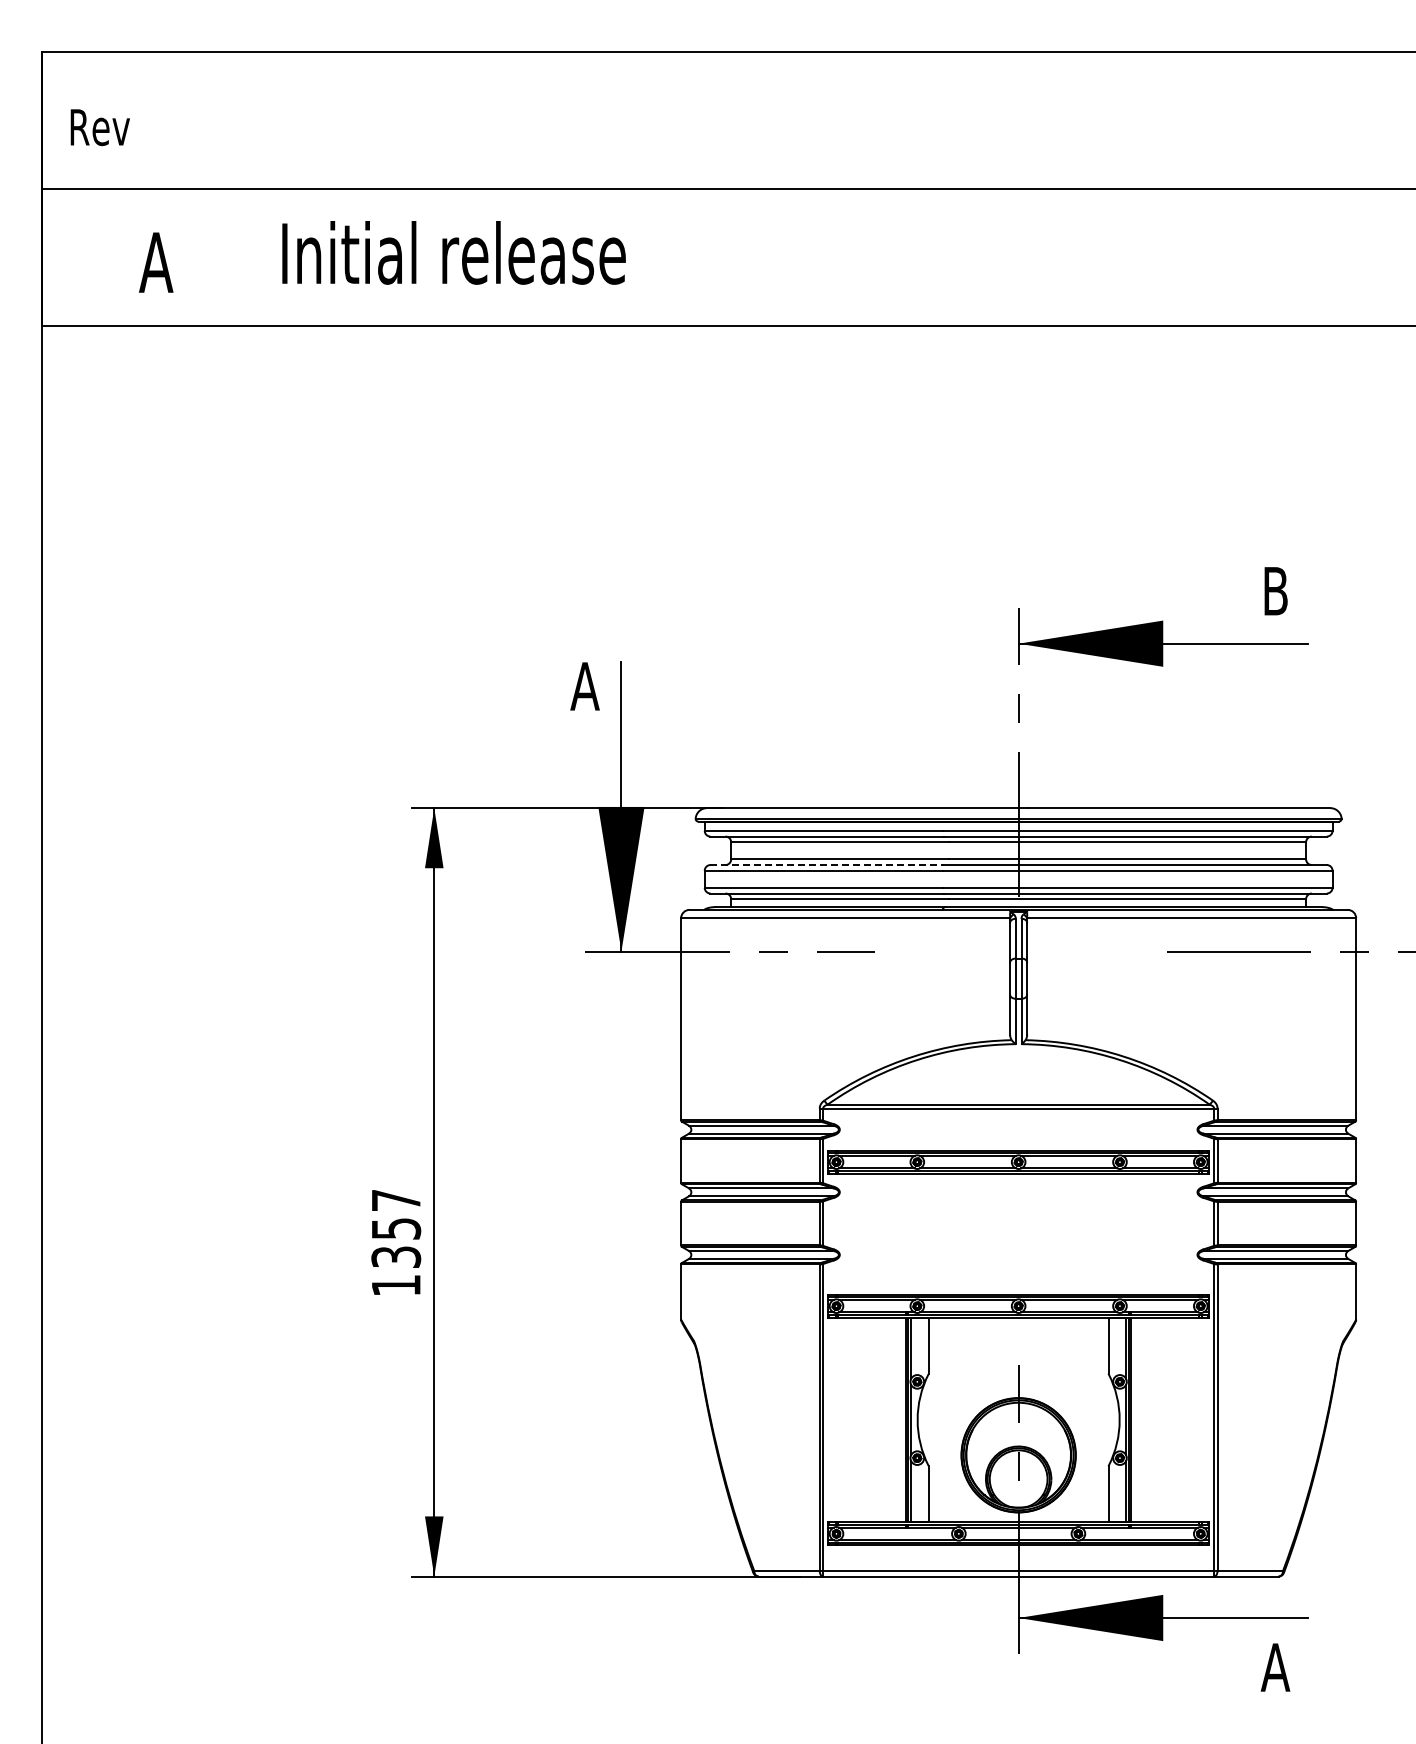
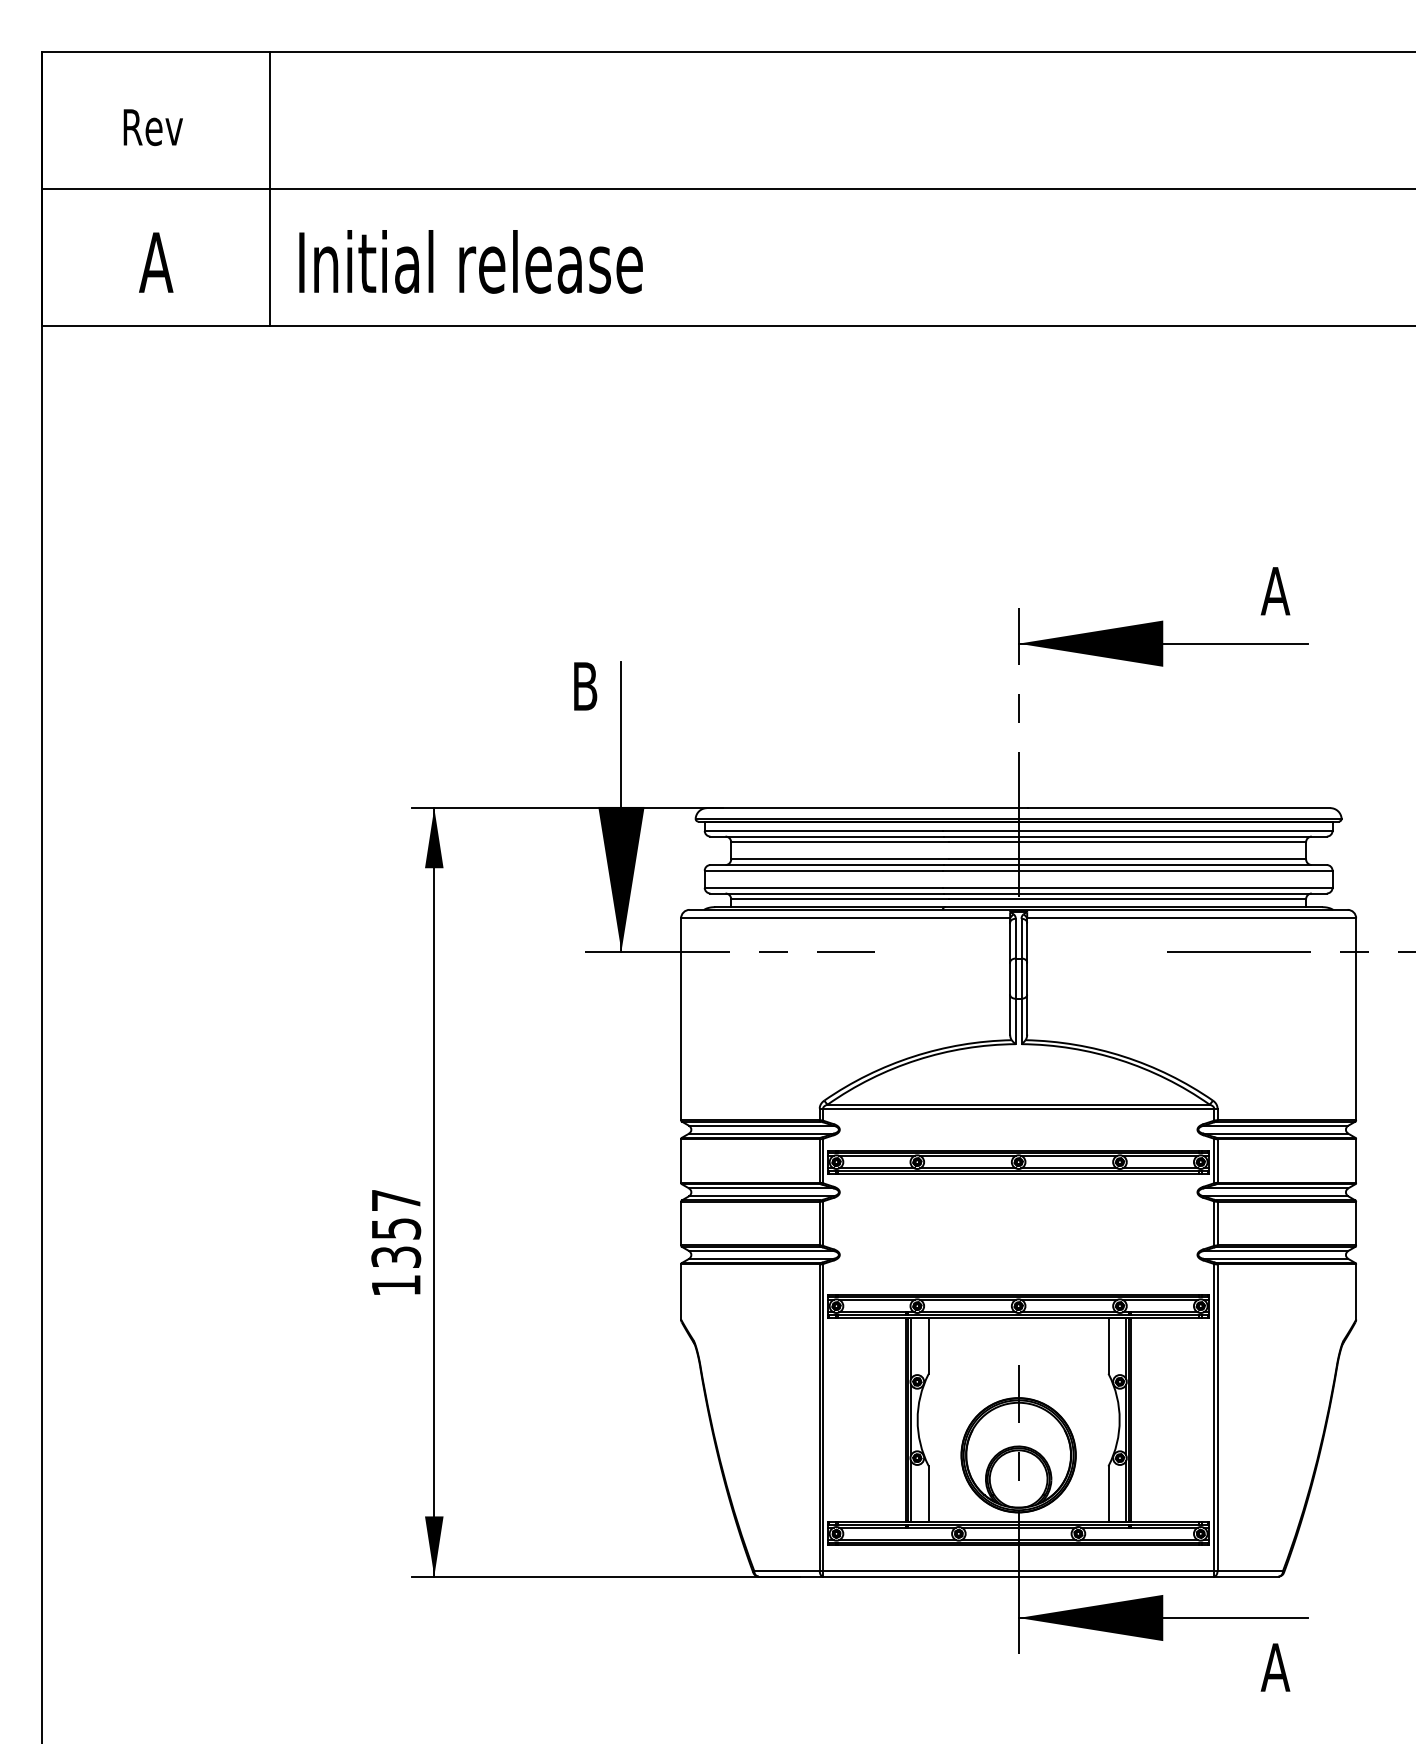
text position: (99, 127) -> (152, 127) (152, 127)
line: none -> present (270, 188)
text position: (453, 252) -> (470, 261) (470, 261)
text: B -> A (1275, 591)
text: A -> B (584, 686)
line: dashed -> solid (827, 865)
